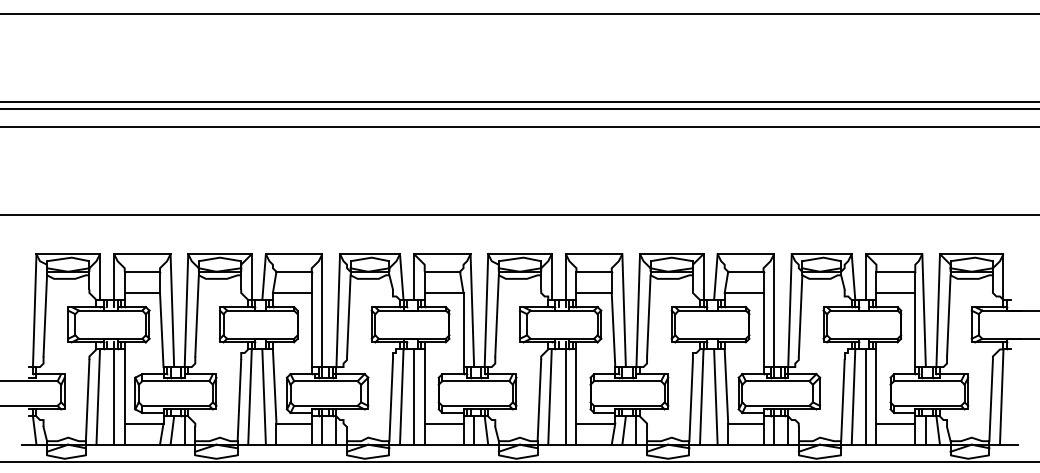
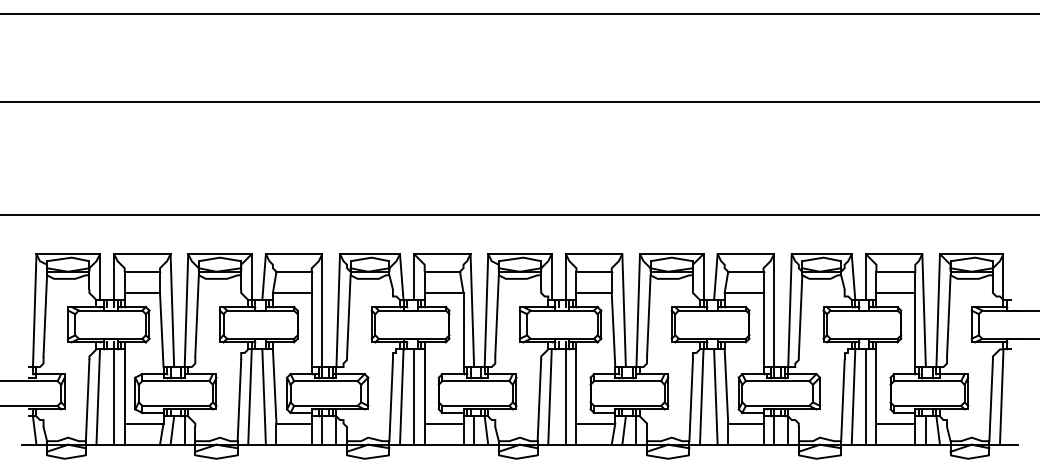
line: present -> none (519, 109)
line: present -> none (519, 127)
line: present -> none (519, 462)
